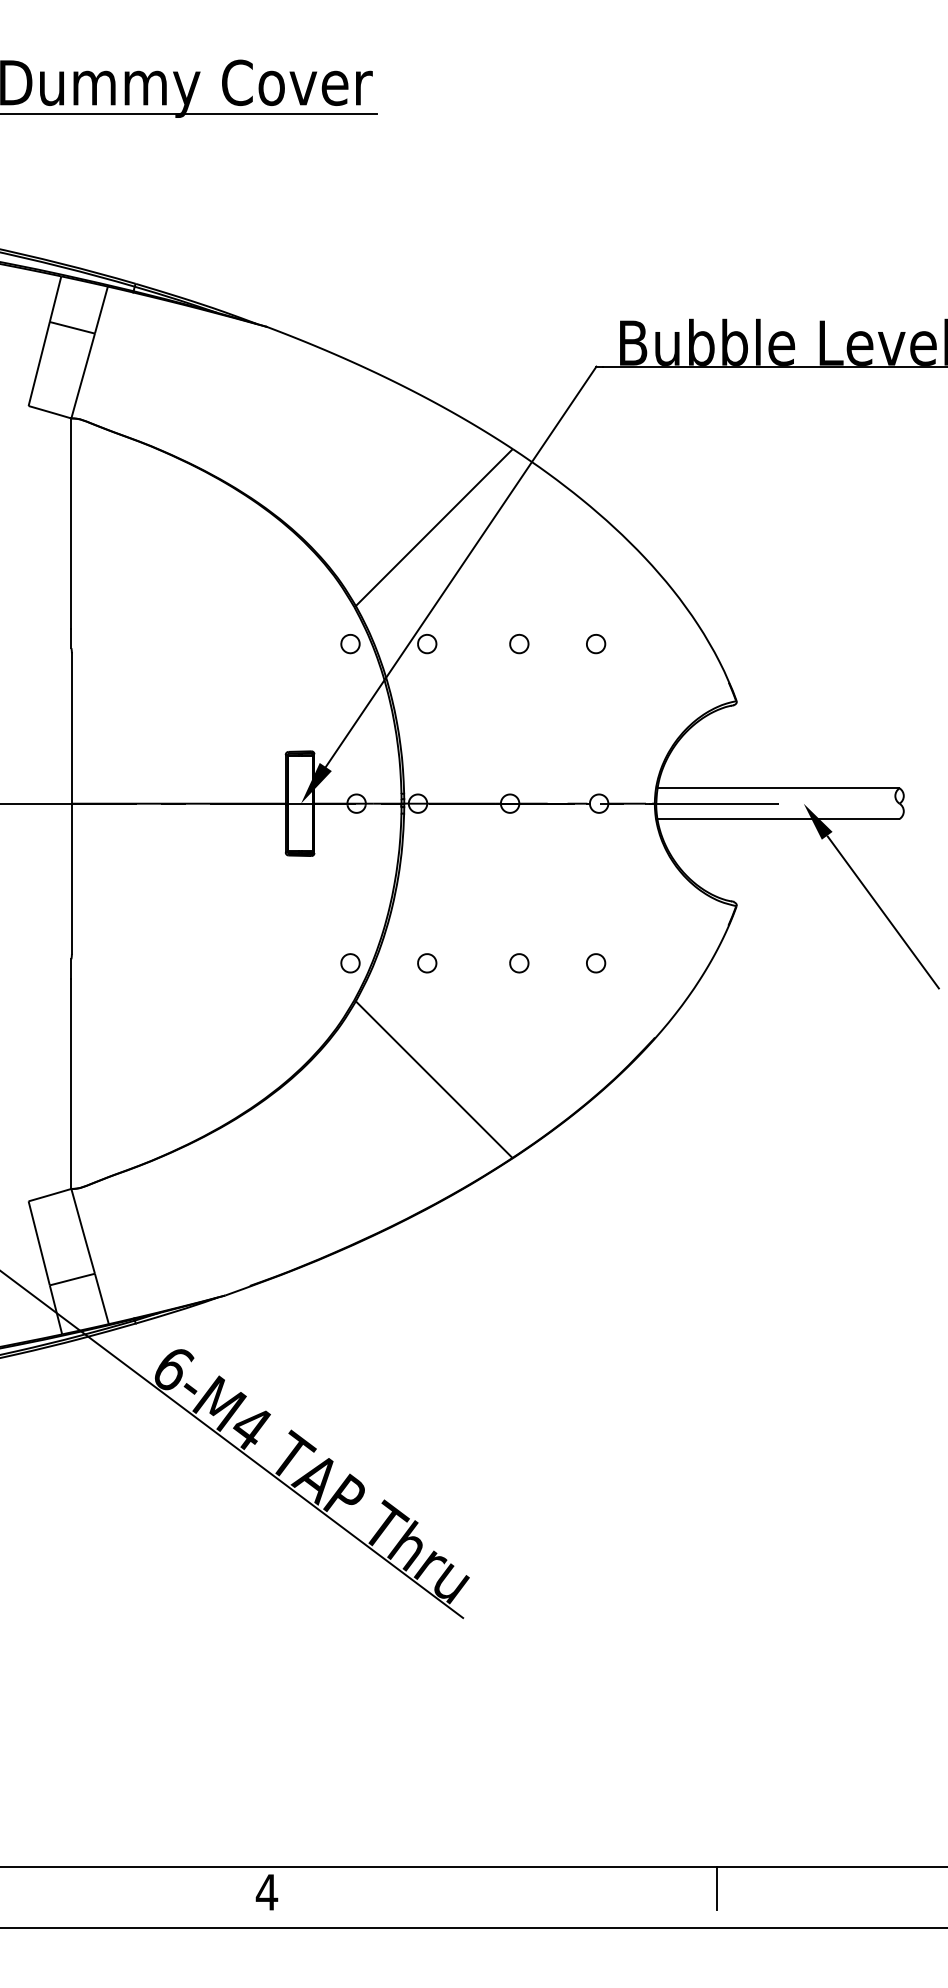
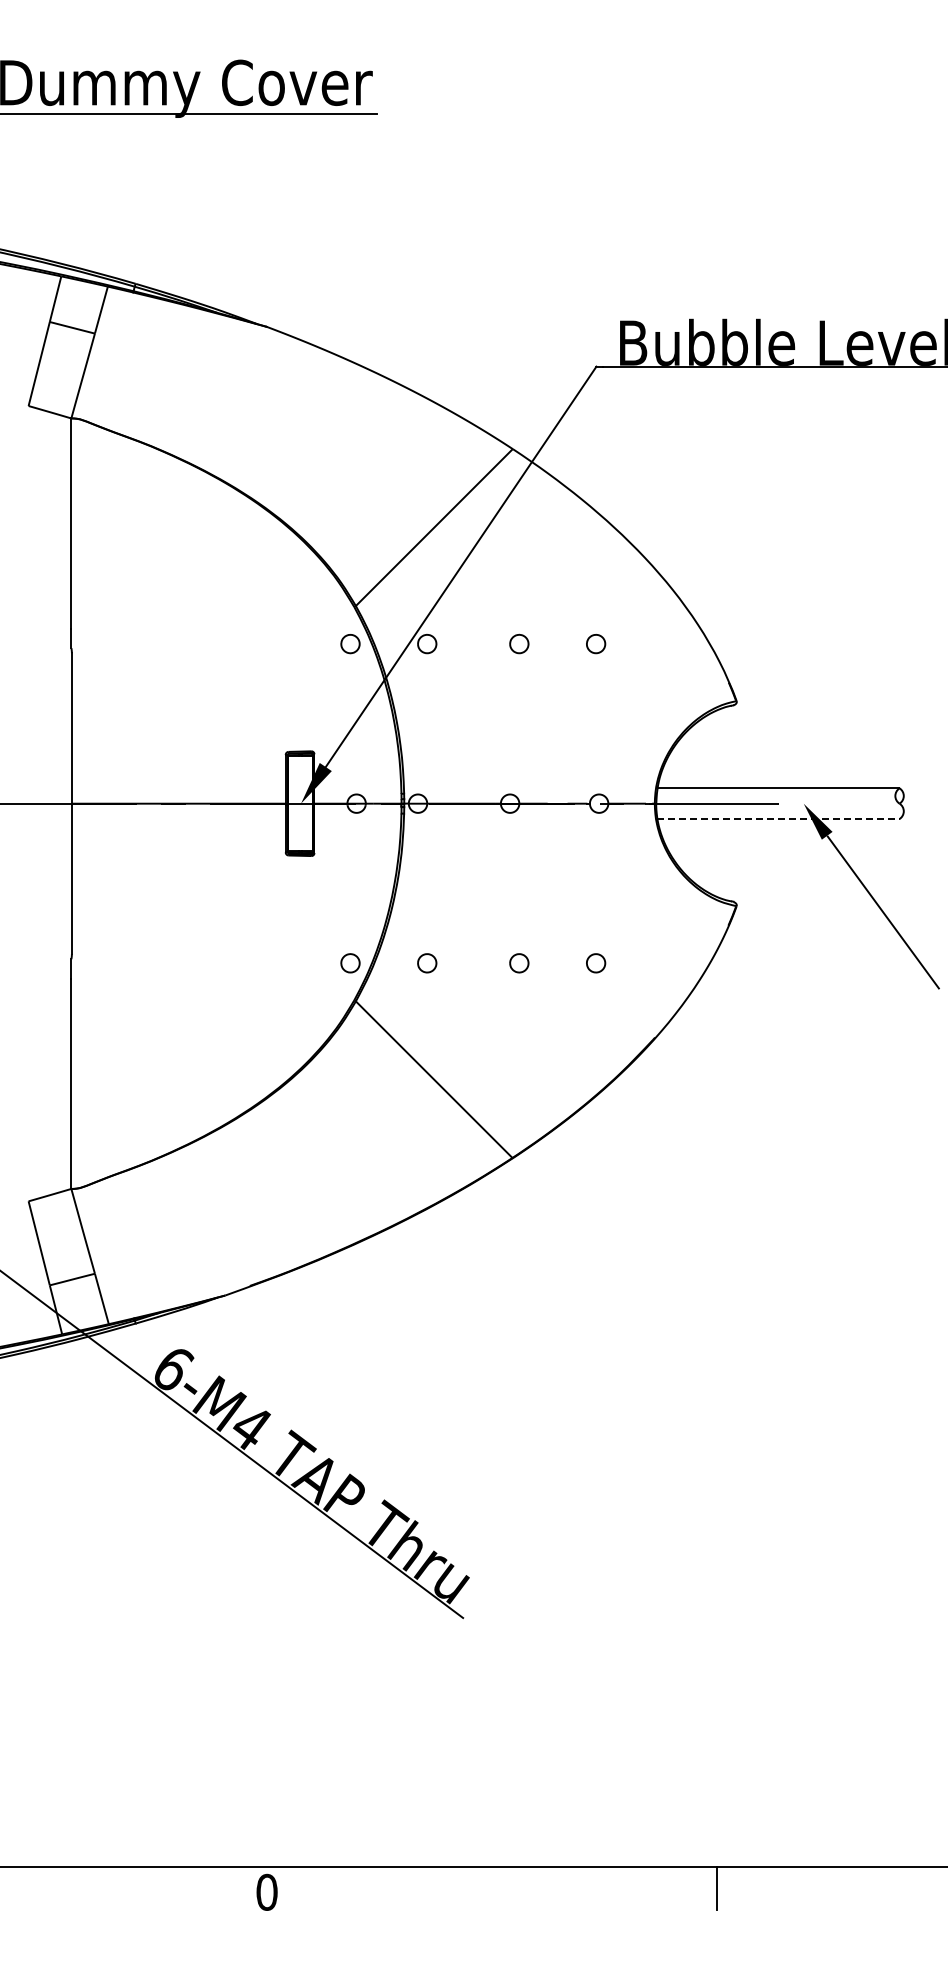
line: solid -> dashed (779, 819)
text: 4 -> 0 (266, 1891)
line: present -> none (473, 1928)
